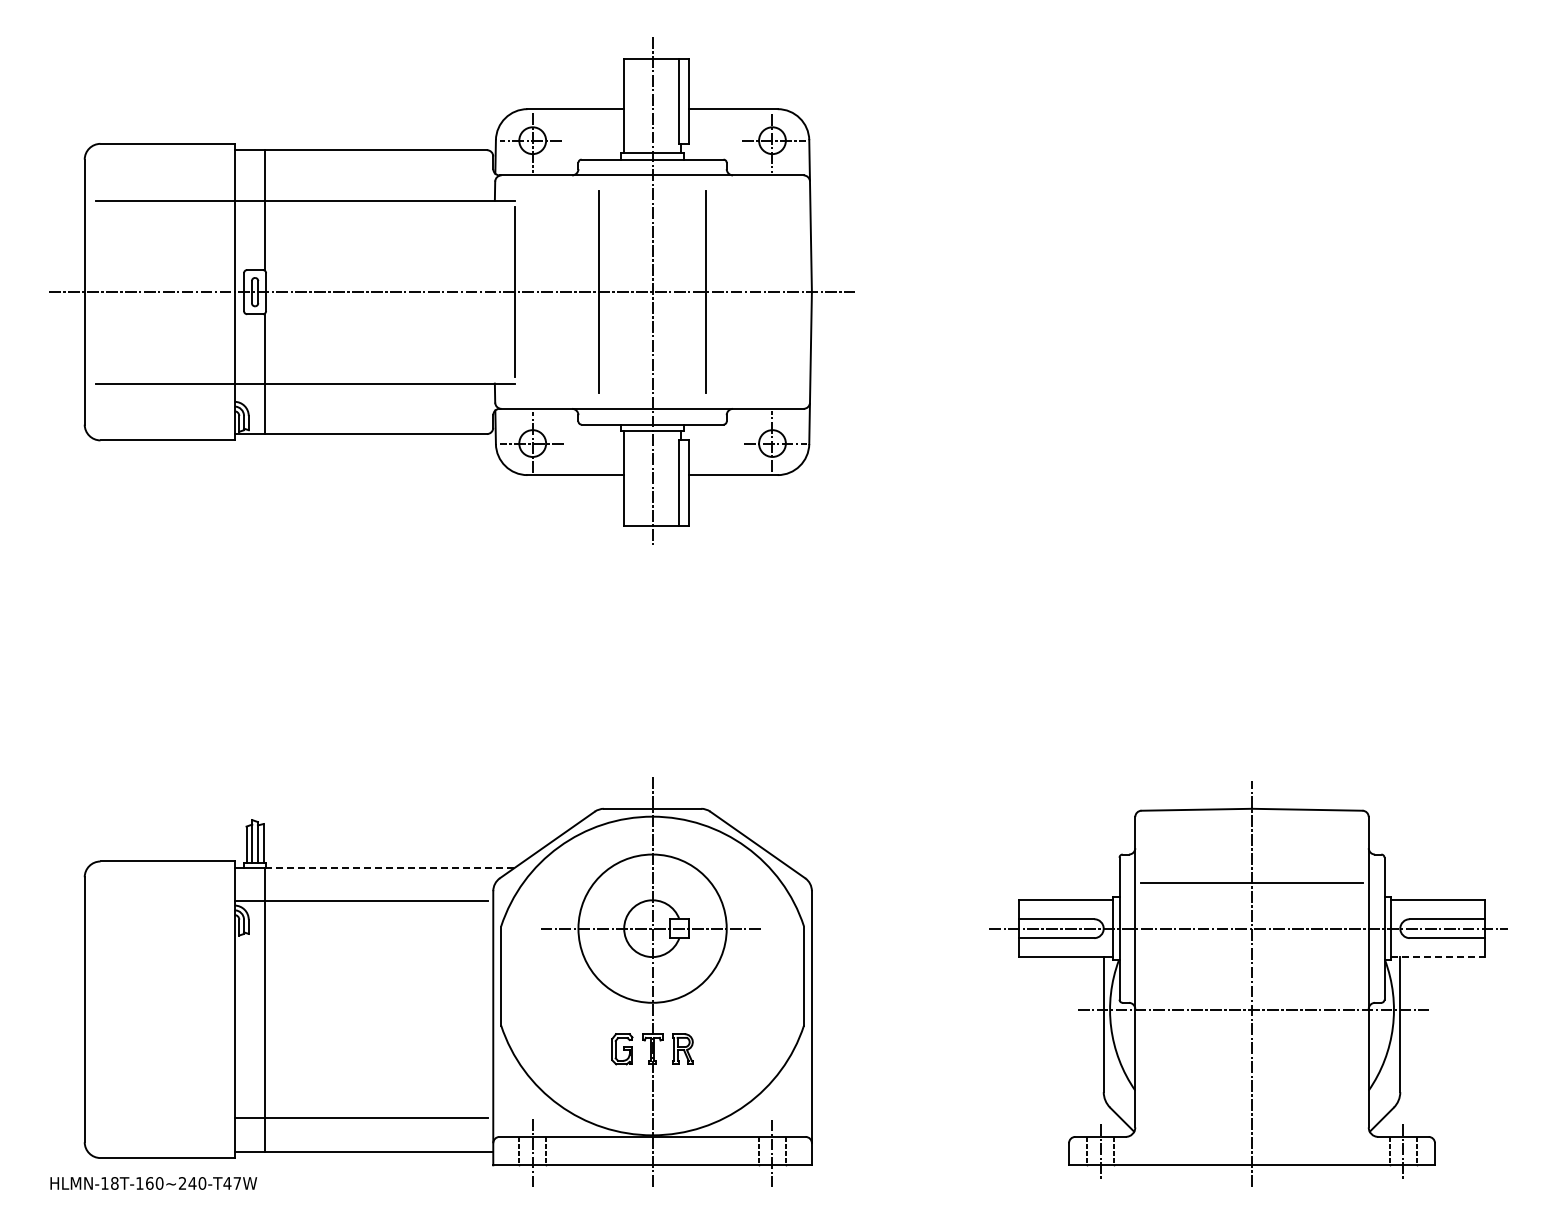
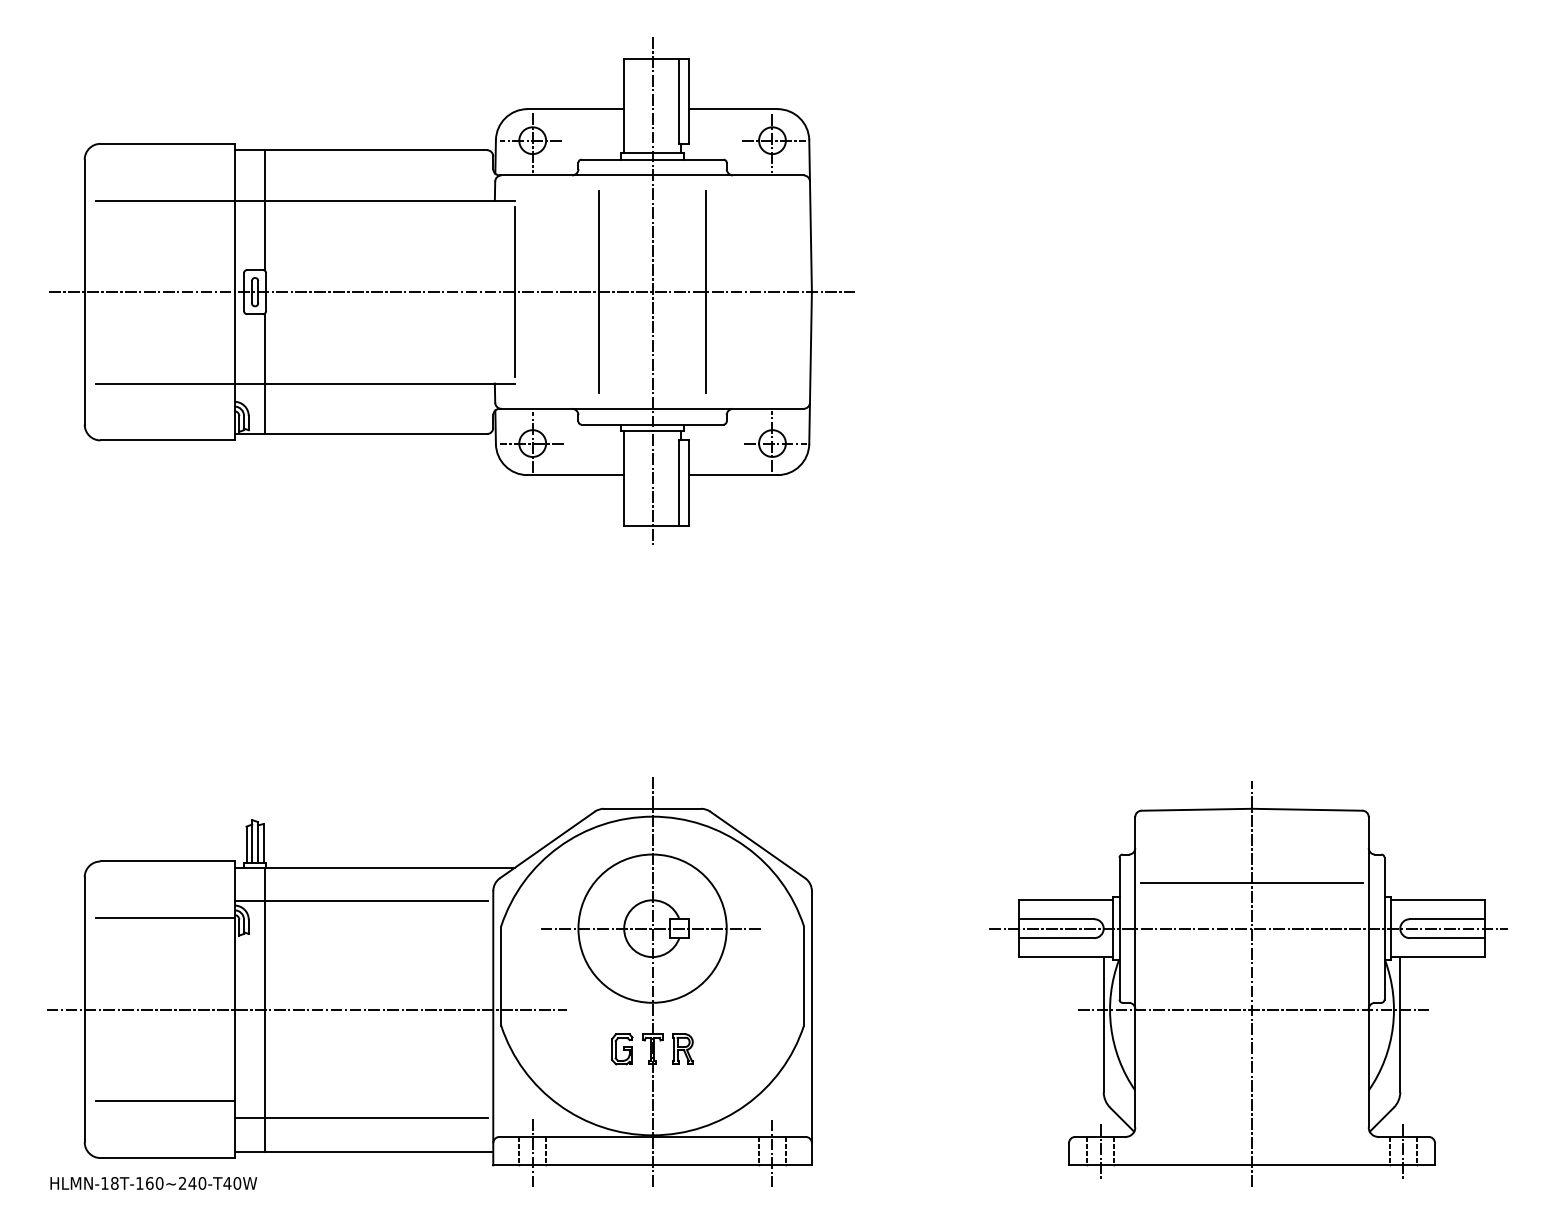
line: dashed -> solid (390, 867)
line: none -> present (164, 918)
line: dashed -> solid (1438, 957)
line: none -> present (306, 1009)
line: none -> present (164, 1101)
text: HLMN-18T-160~240-T47W -> HLMN-18T-160~240-T40W (237, 1183)
